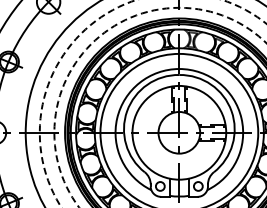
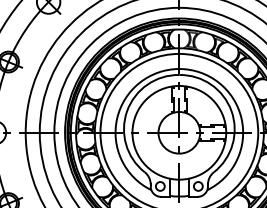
circle: dashed -> solid (152, 103)
circle: dashed -> solid (160, 107)
